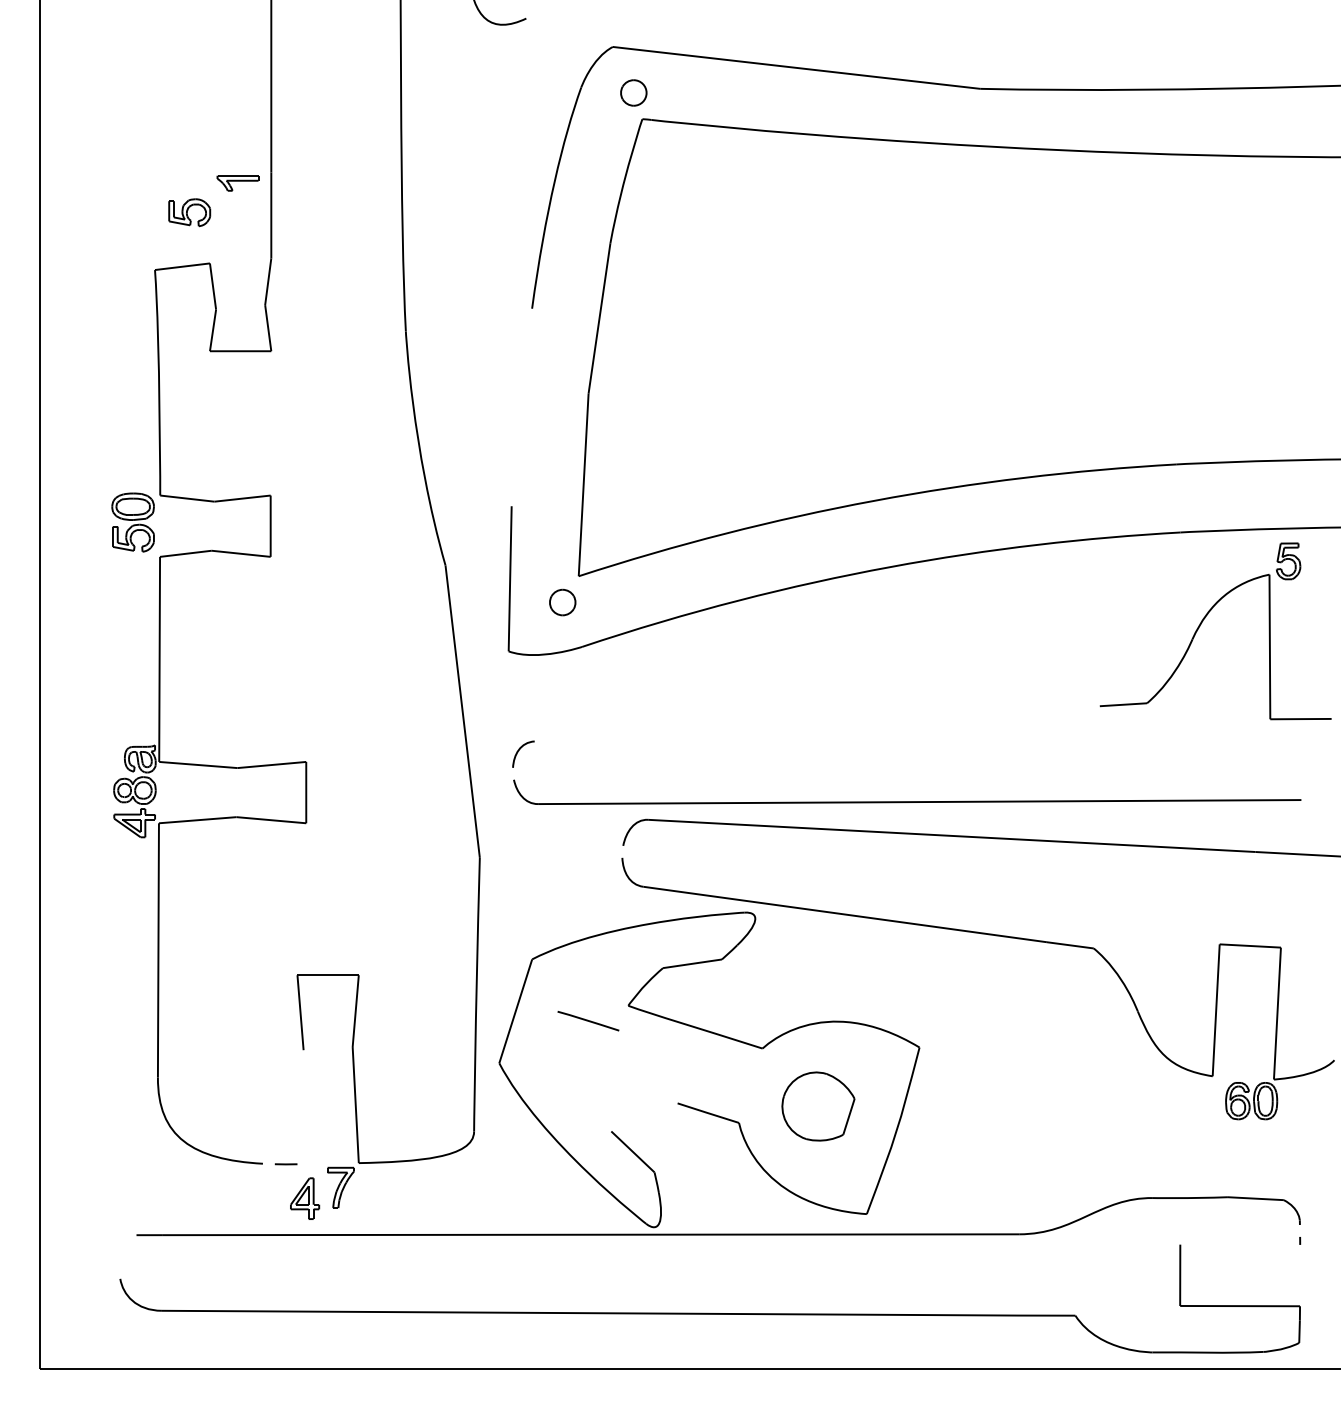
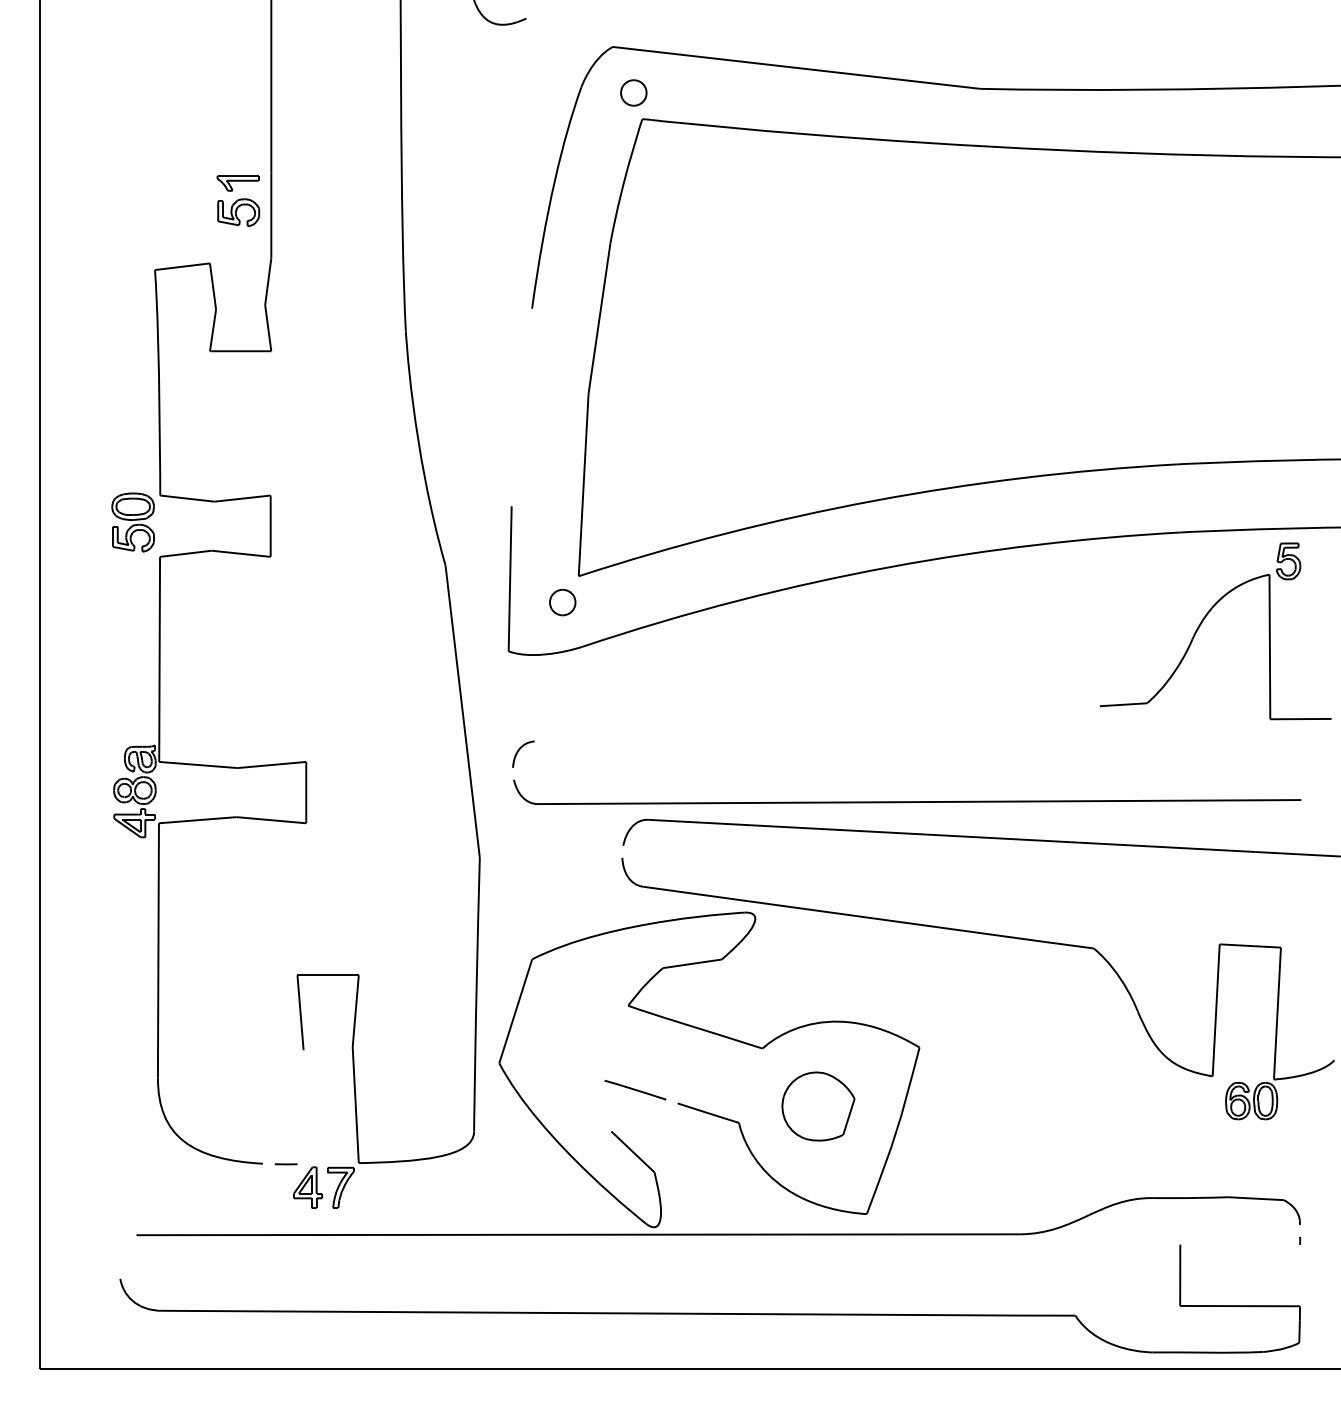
part position: (189, 212) -> (238, 212) (238, 212)
line position: (588, 1021) -> (635, 1090) (635, 1090)
part position: (305, 1198) -> (308, 1187) (308, 1187)
